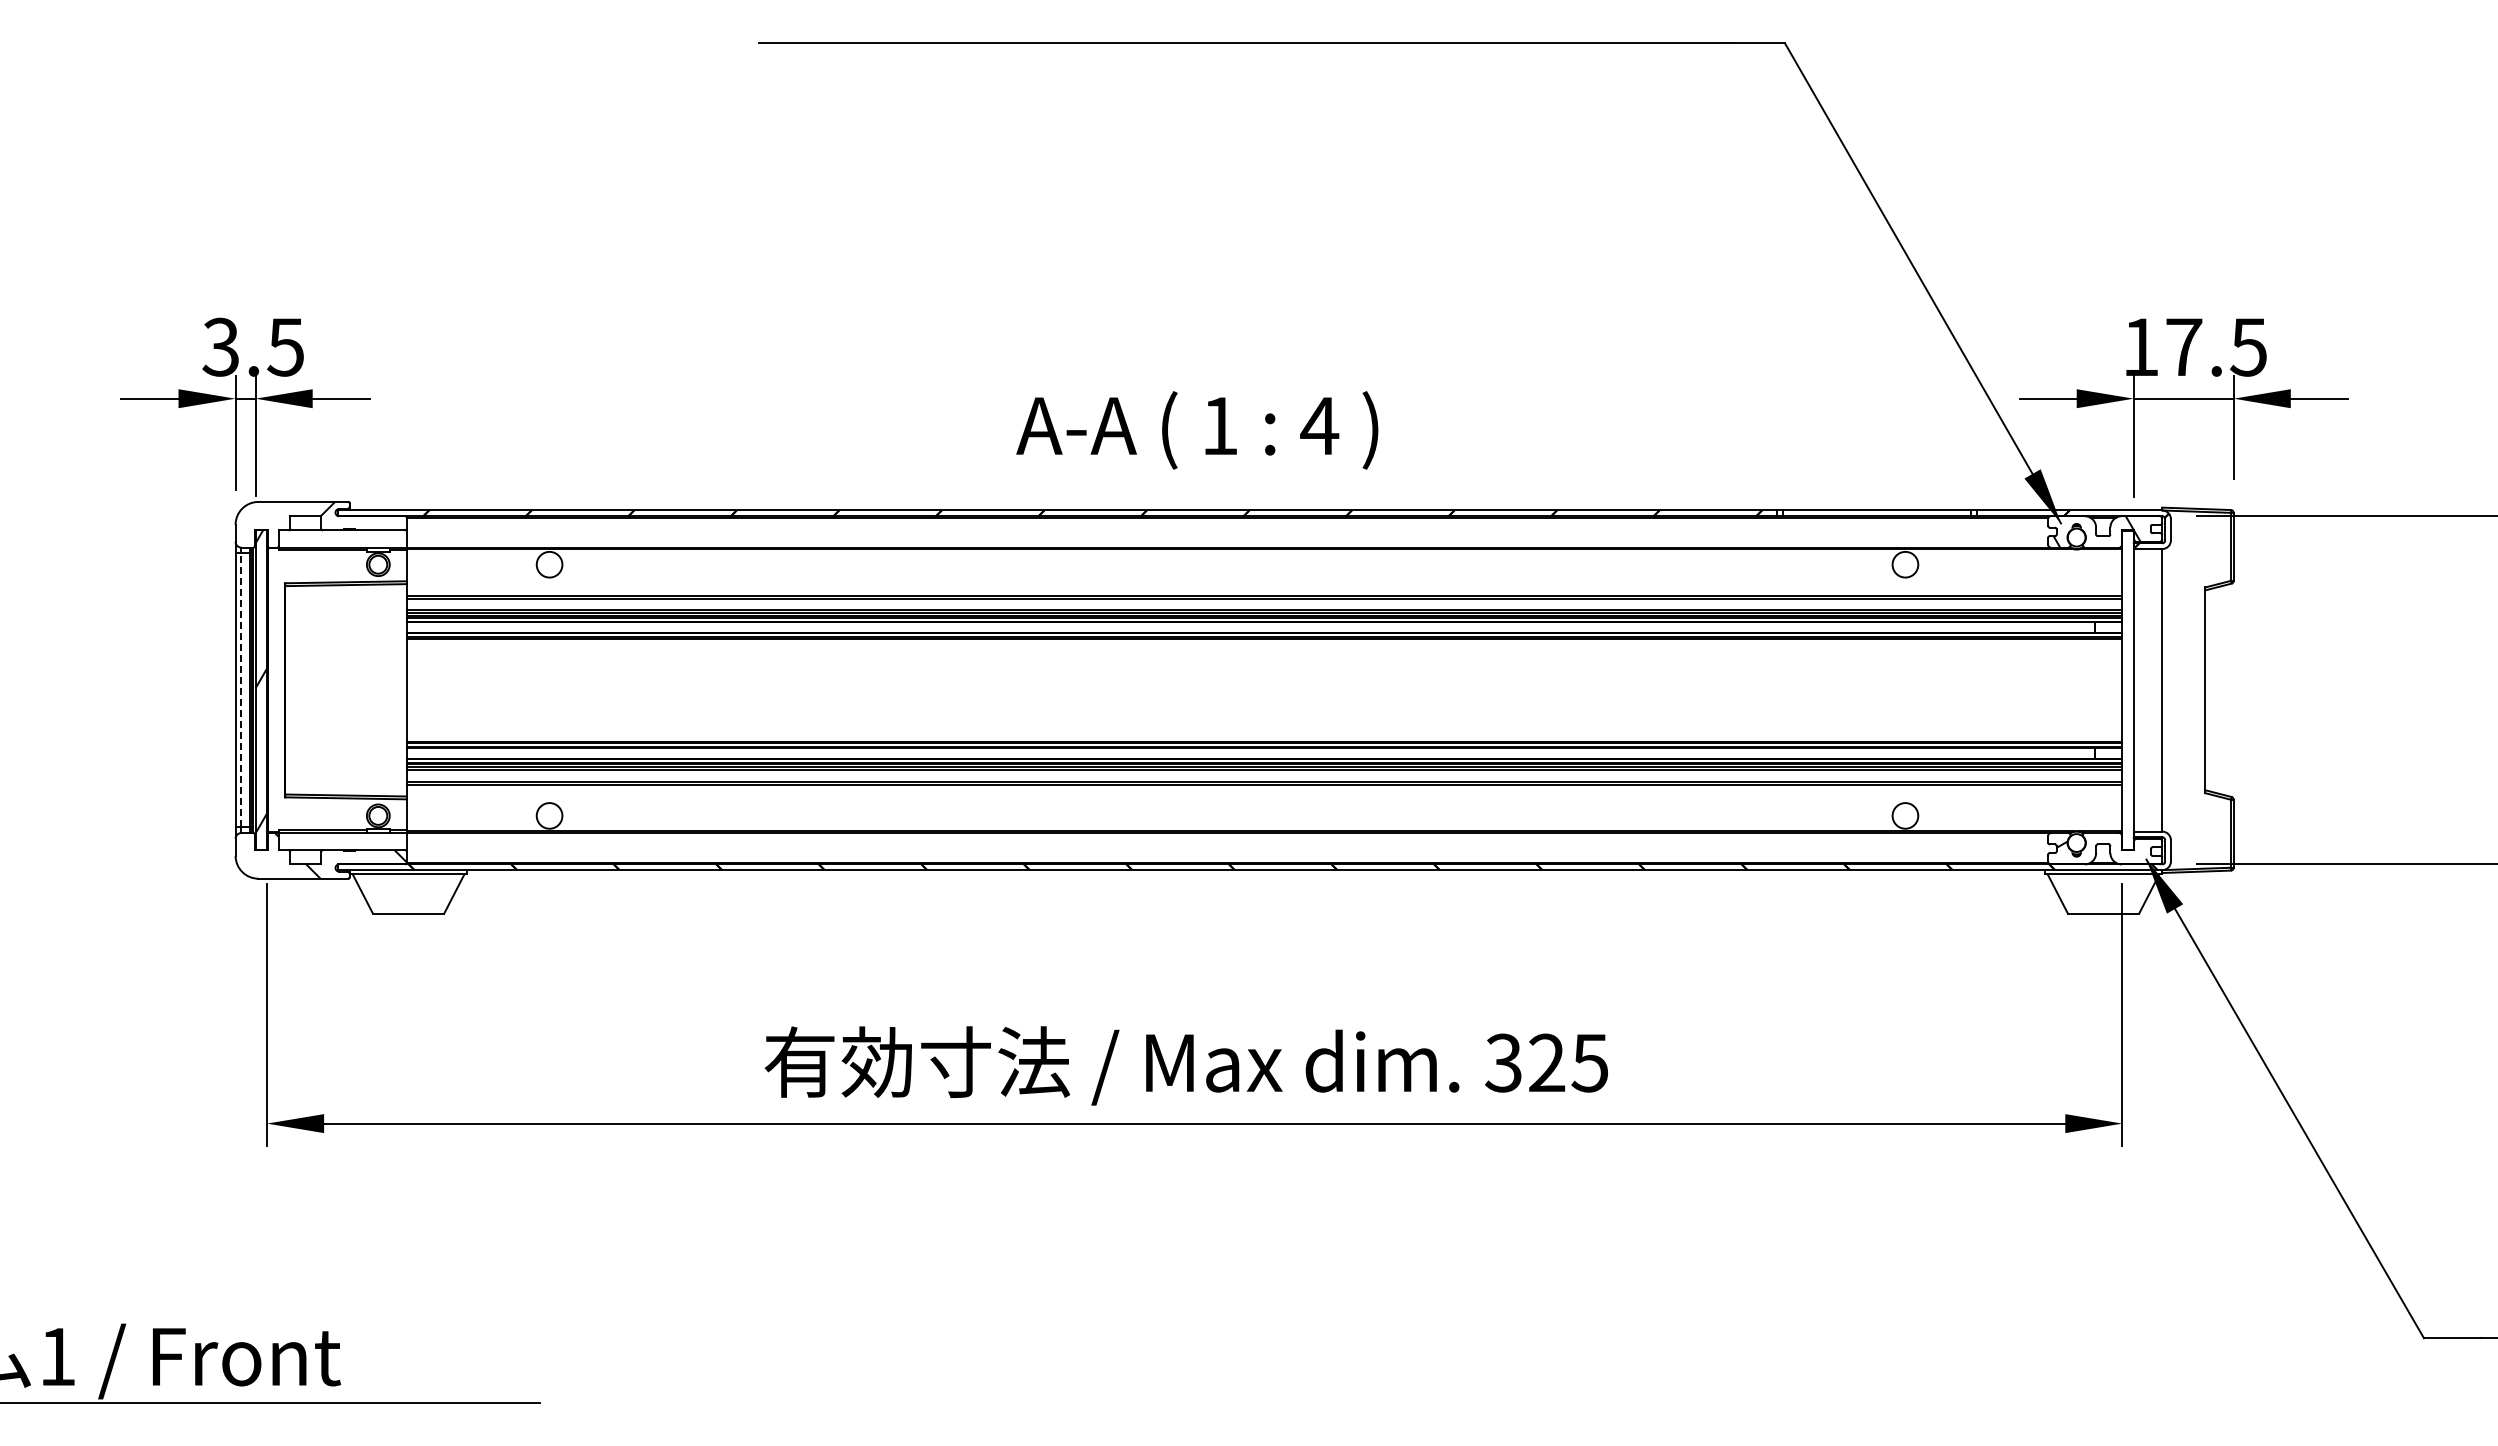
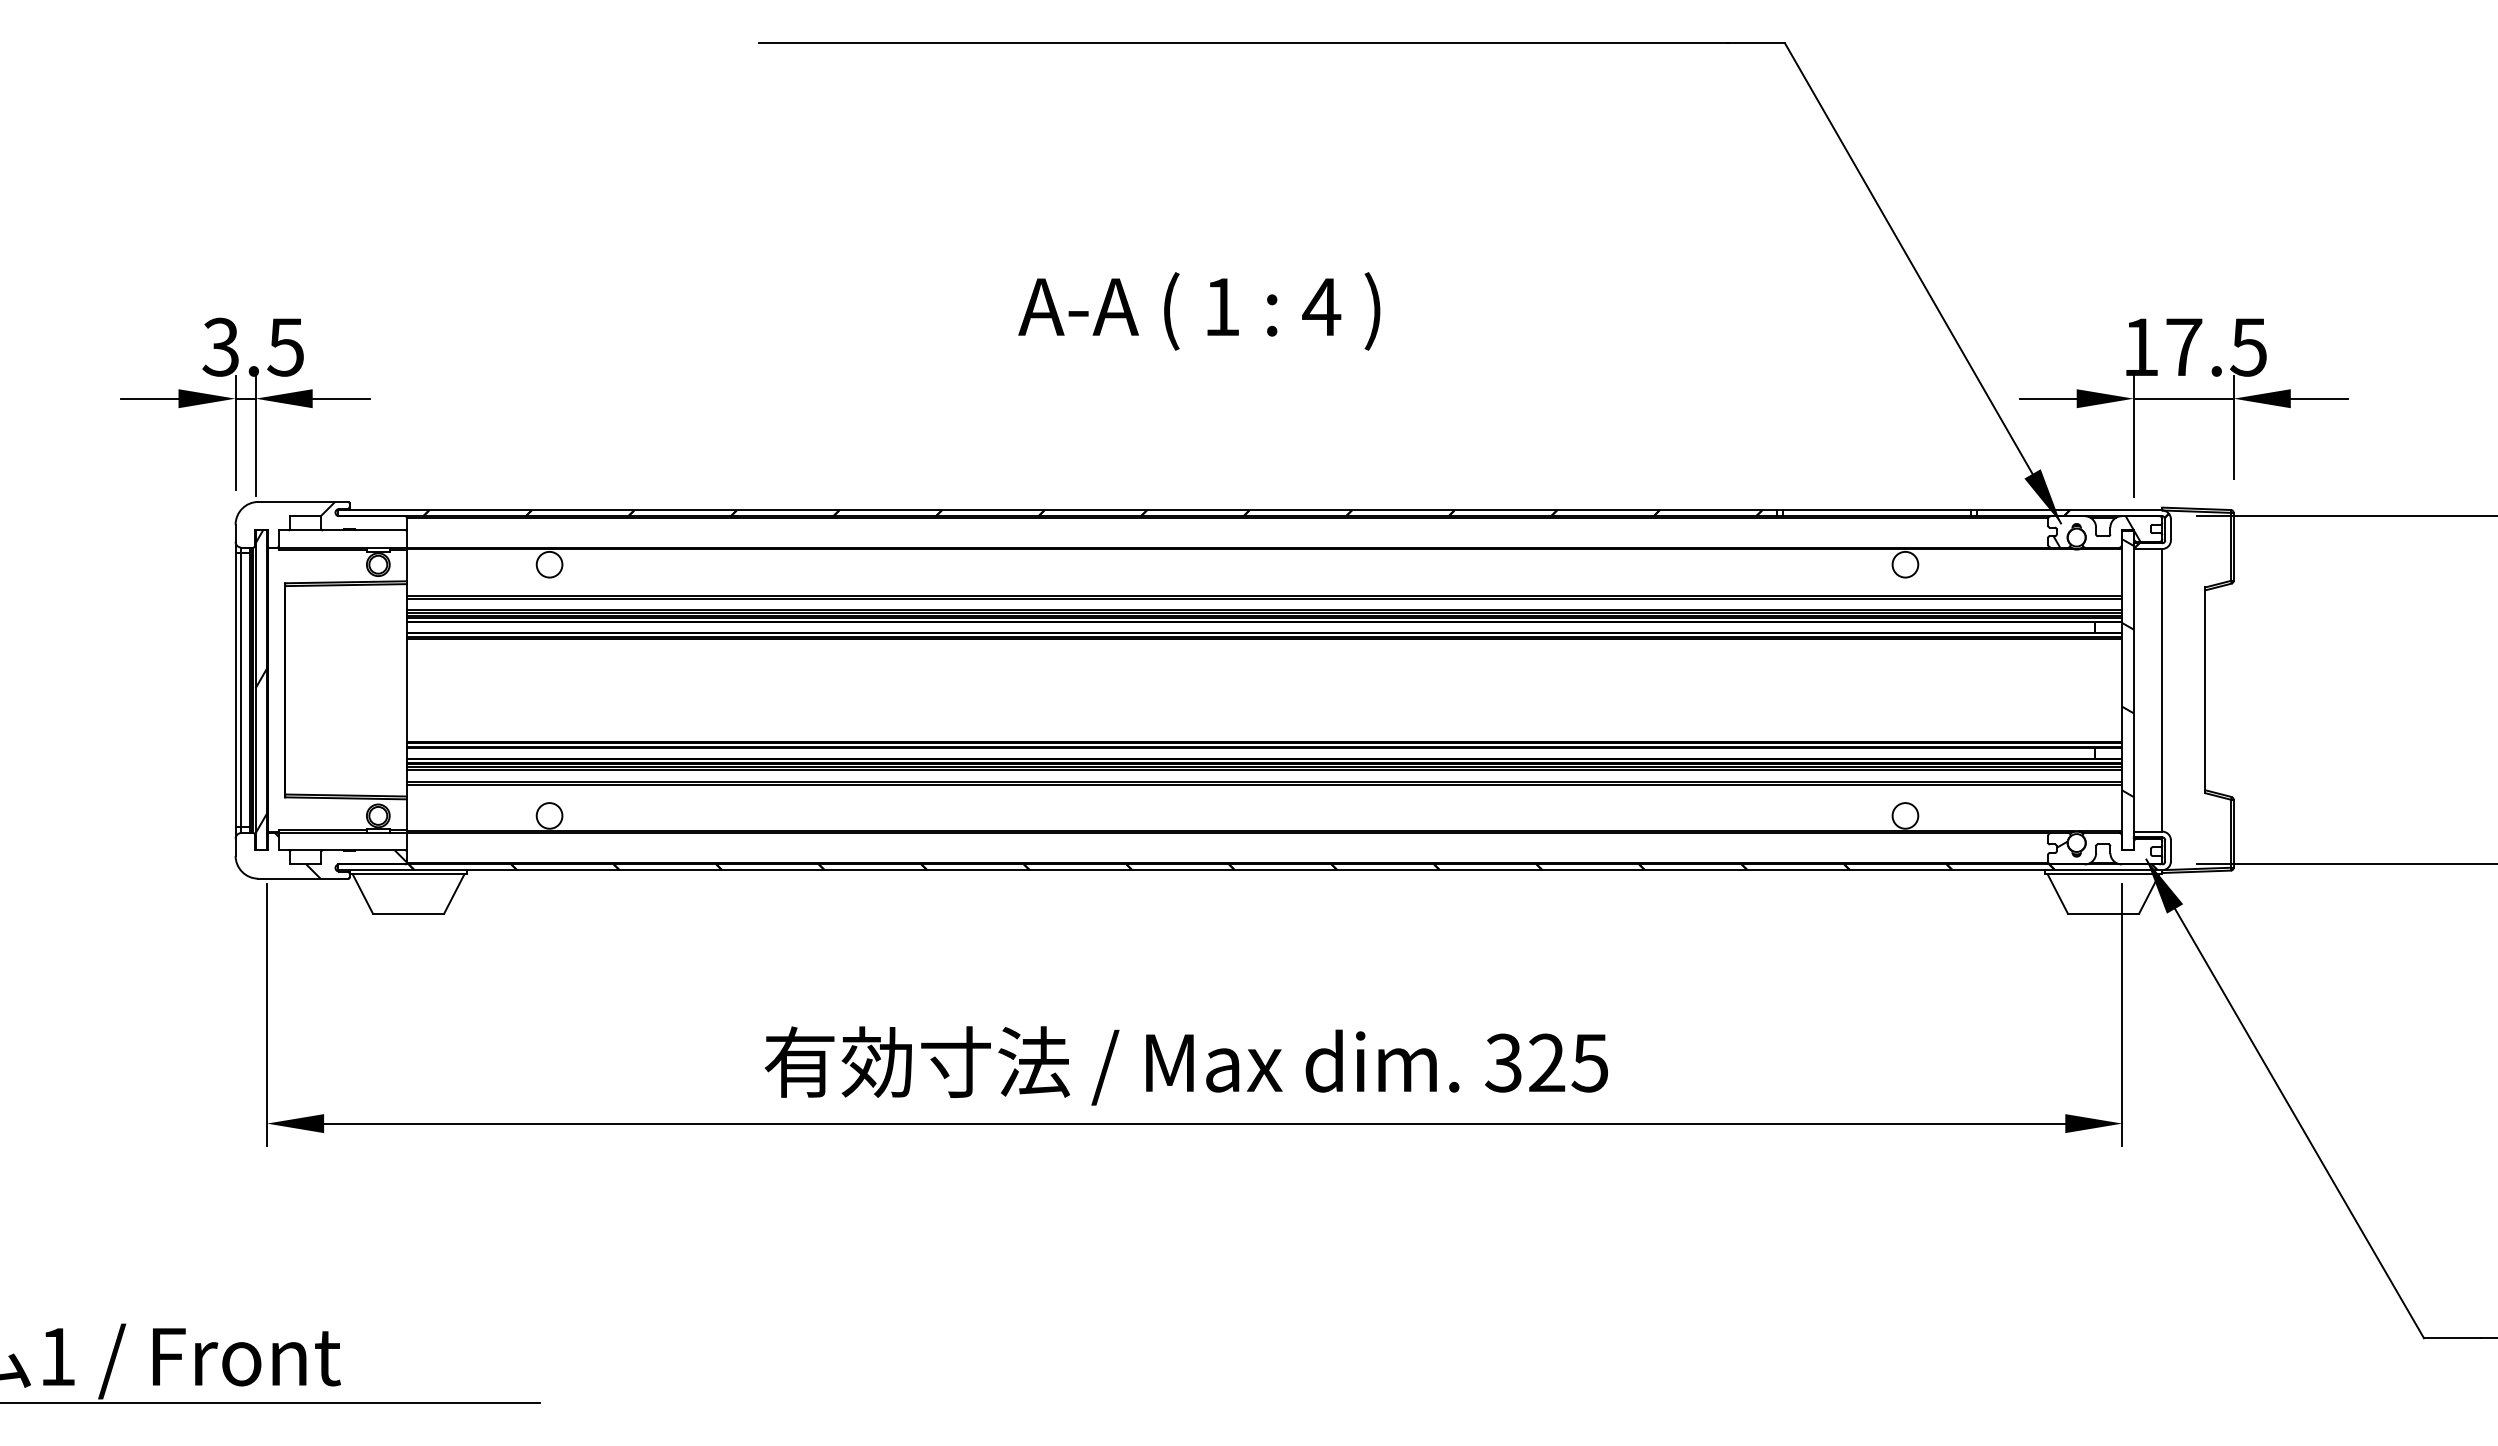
text position: (1197, 430) -> (1199, 311) (1199, 311)
hatch: none -> present (2127, 668)
line: dashed -> solid (241, 689)
